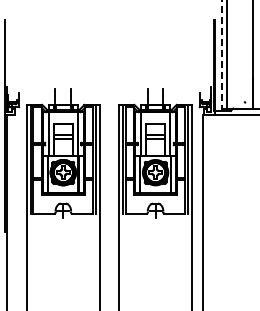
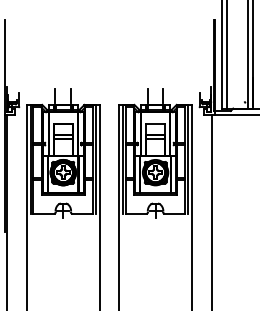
line: dashed -> solid (222, 54)
line: none -> present (247, 55)
line position: (203, 210) -> (212, 210) (212, 210)
